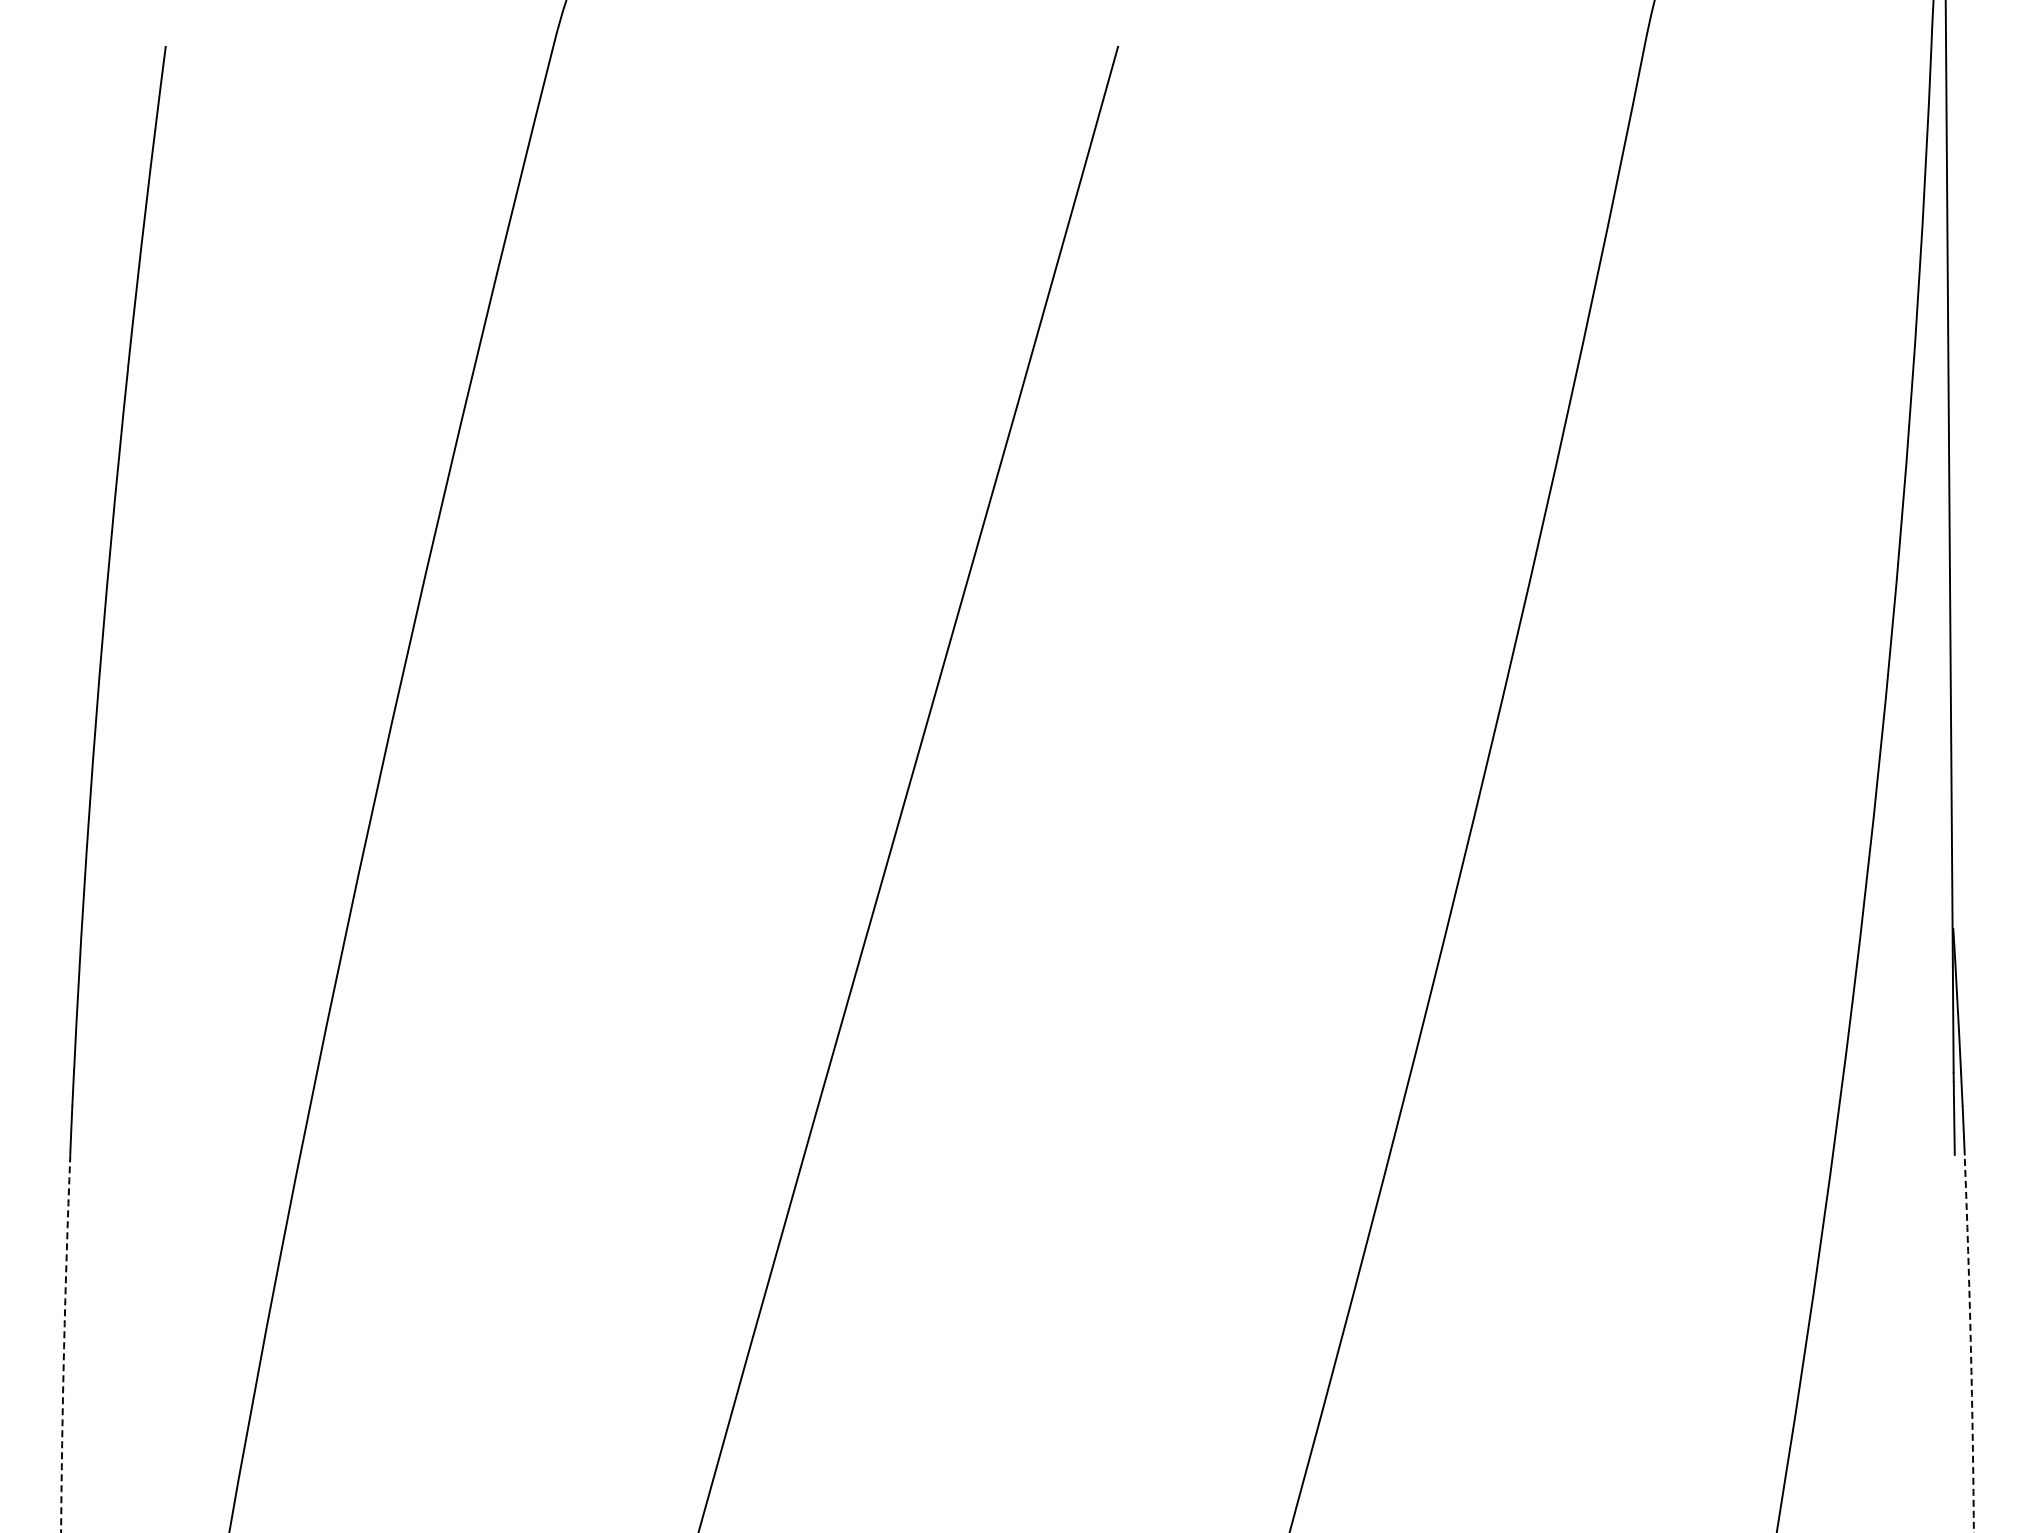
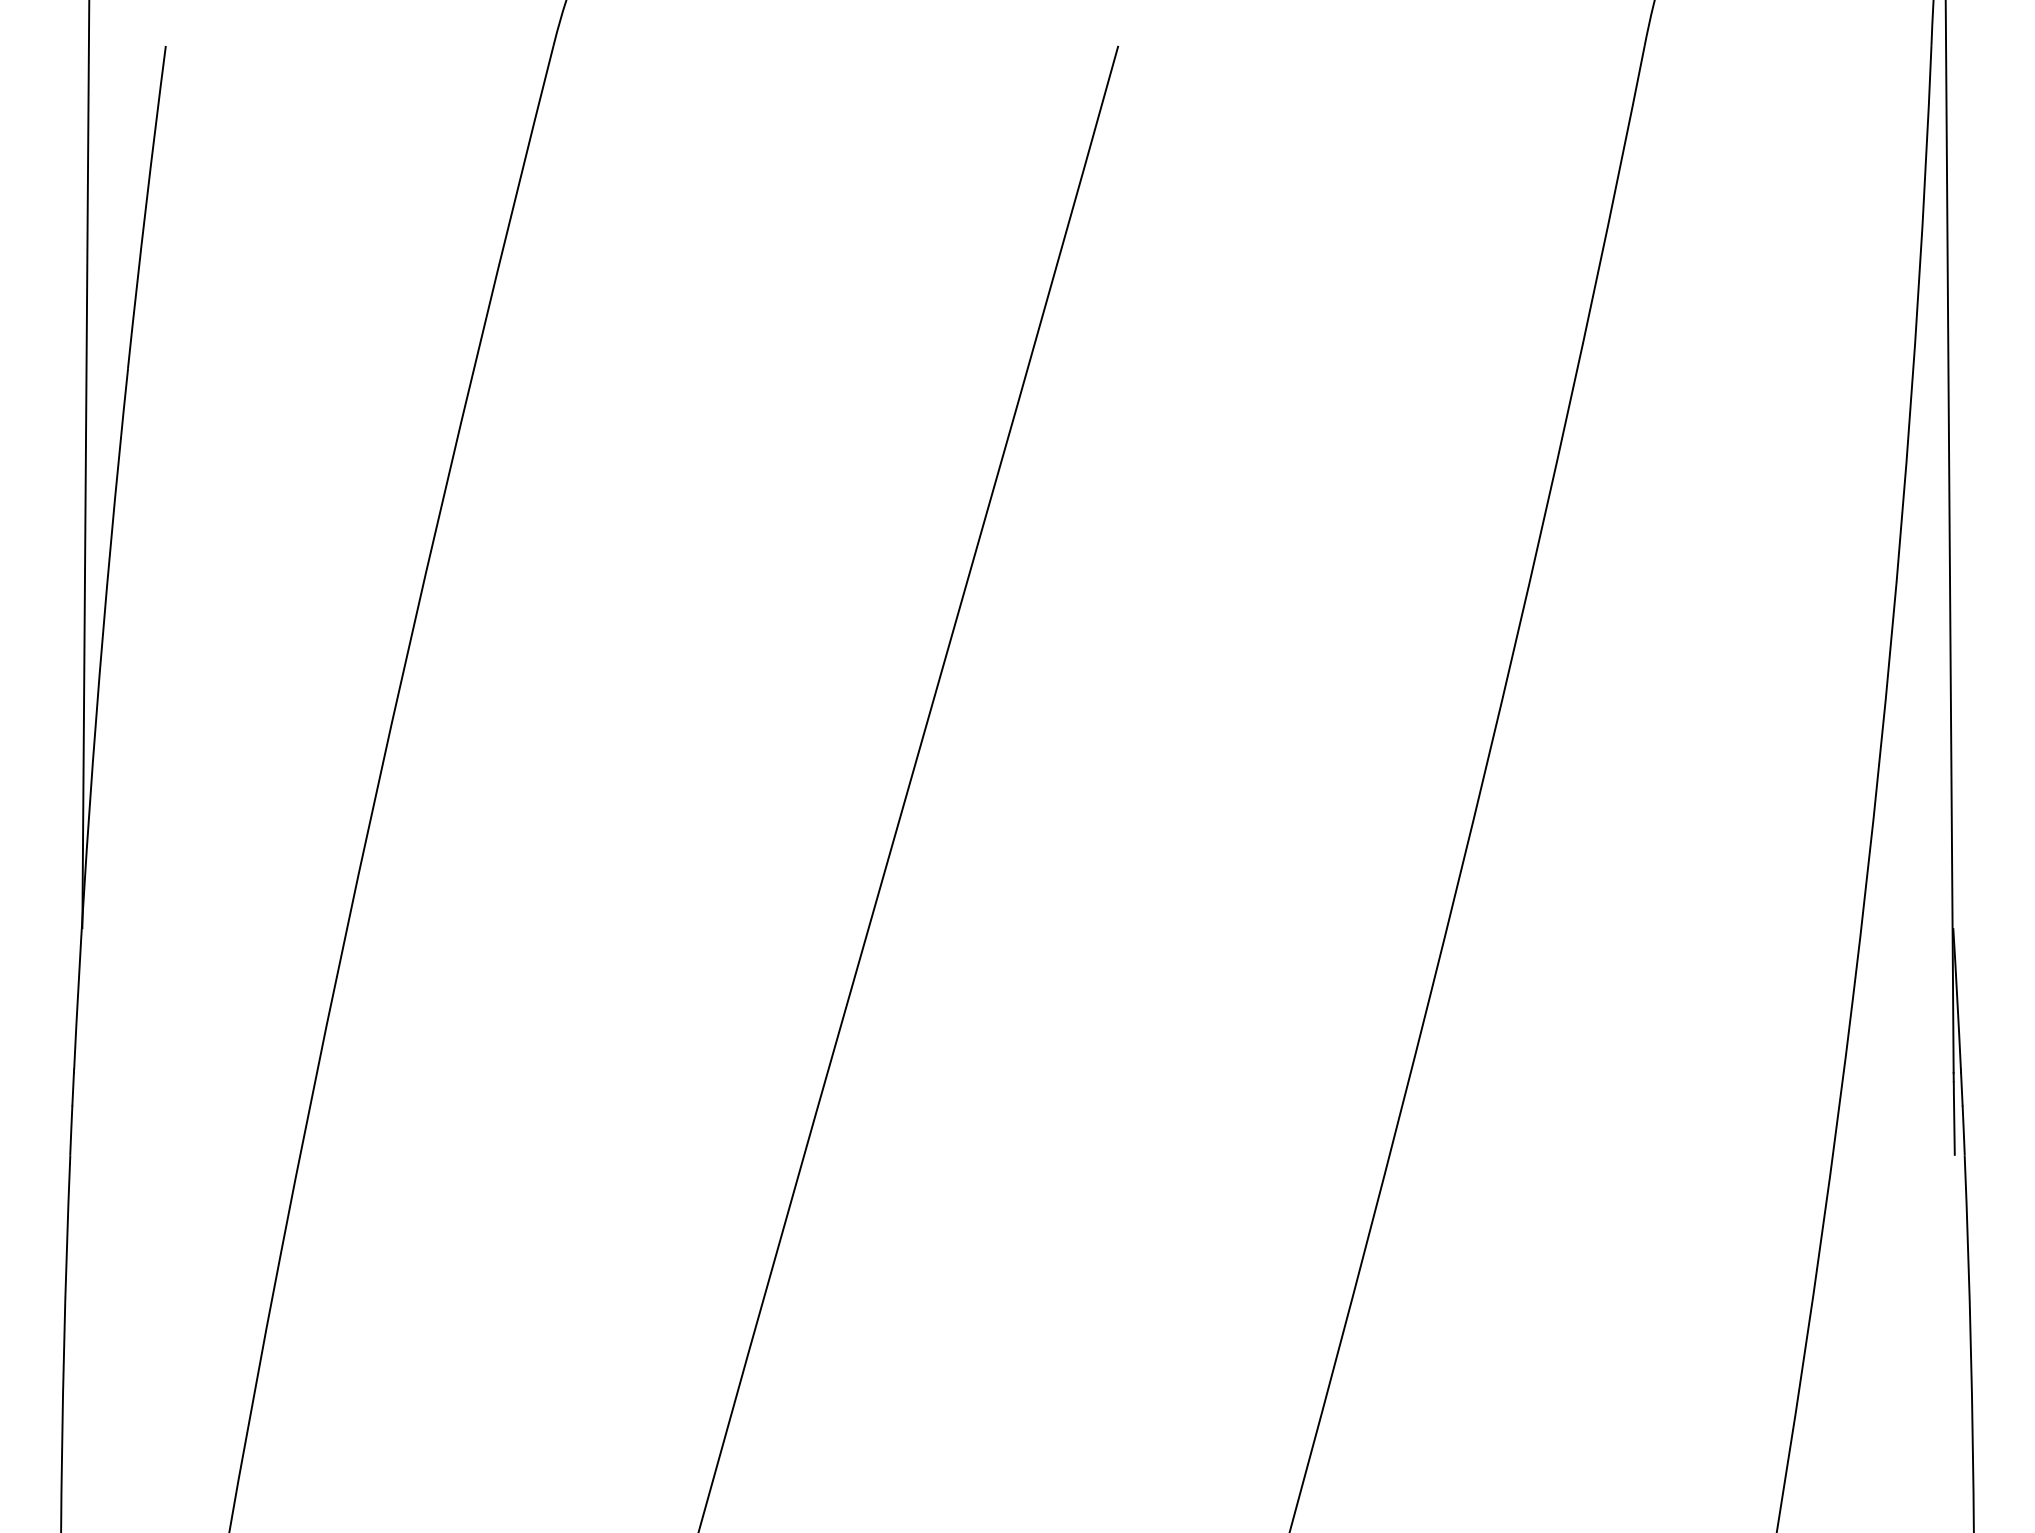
line: none -> present (85, 465)
arc: dashed -> solid (64, 1344)
arc: dashed -> solid (1970, 1344)
